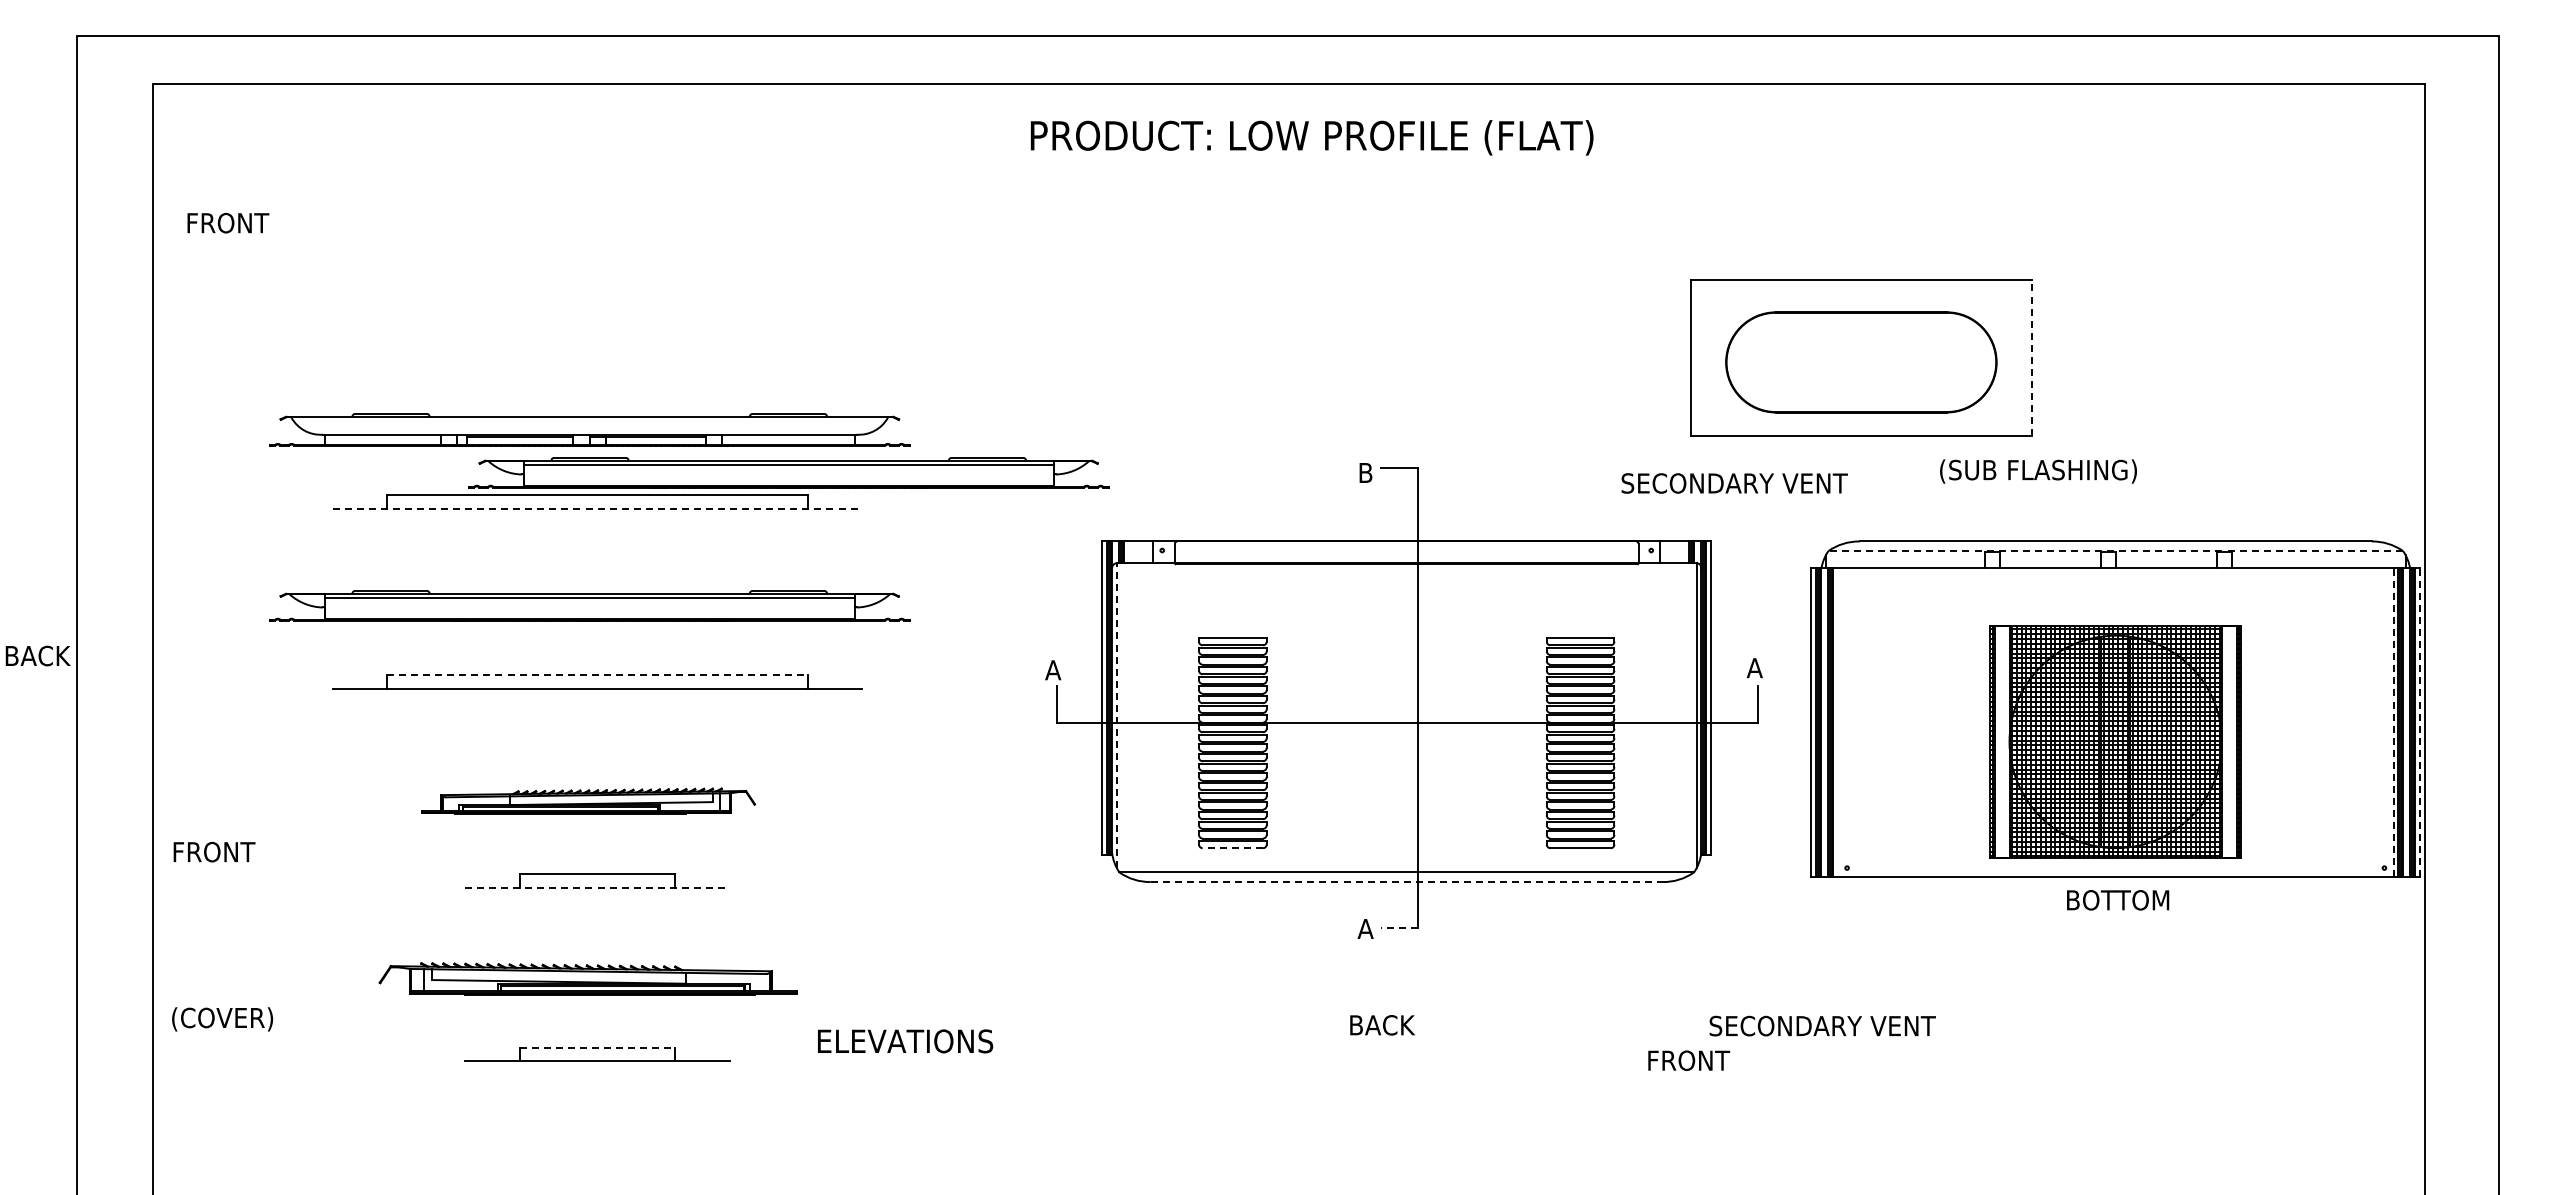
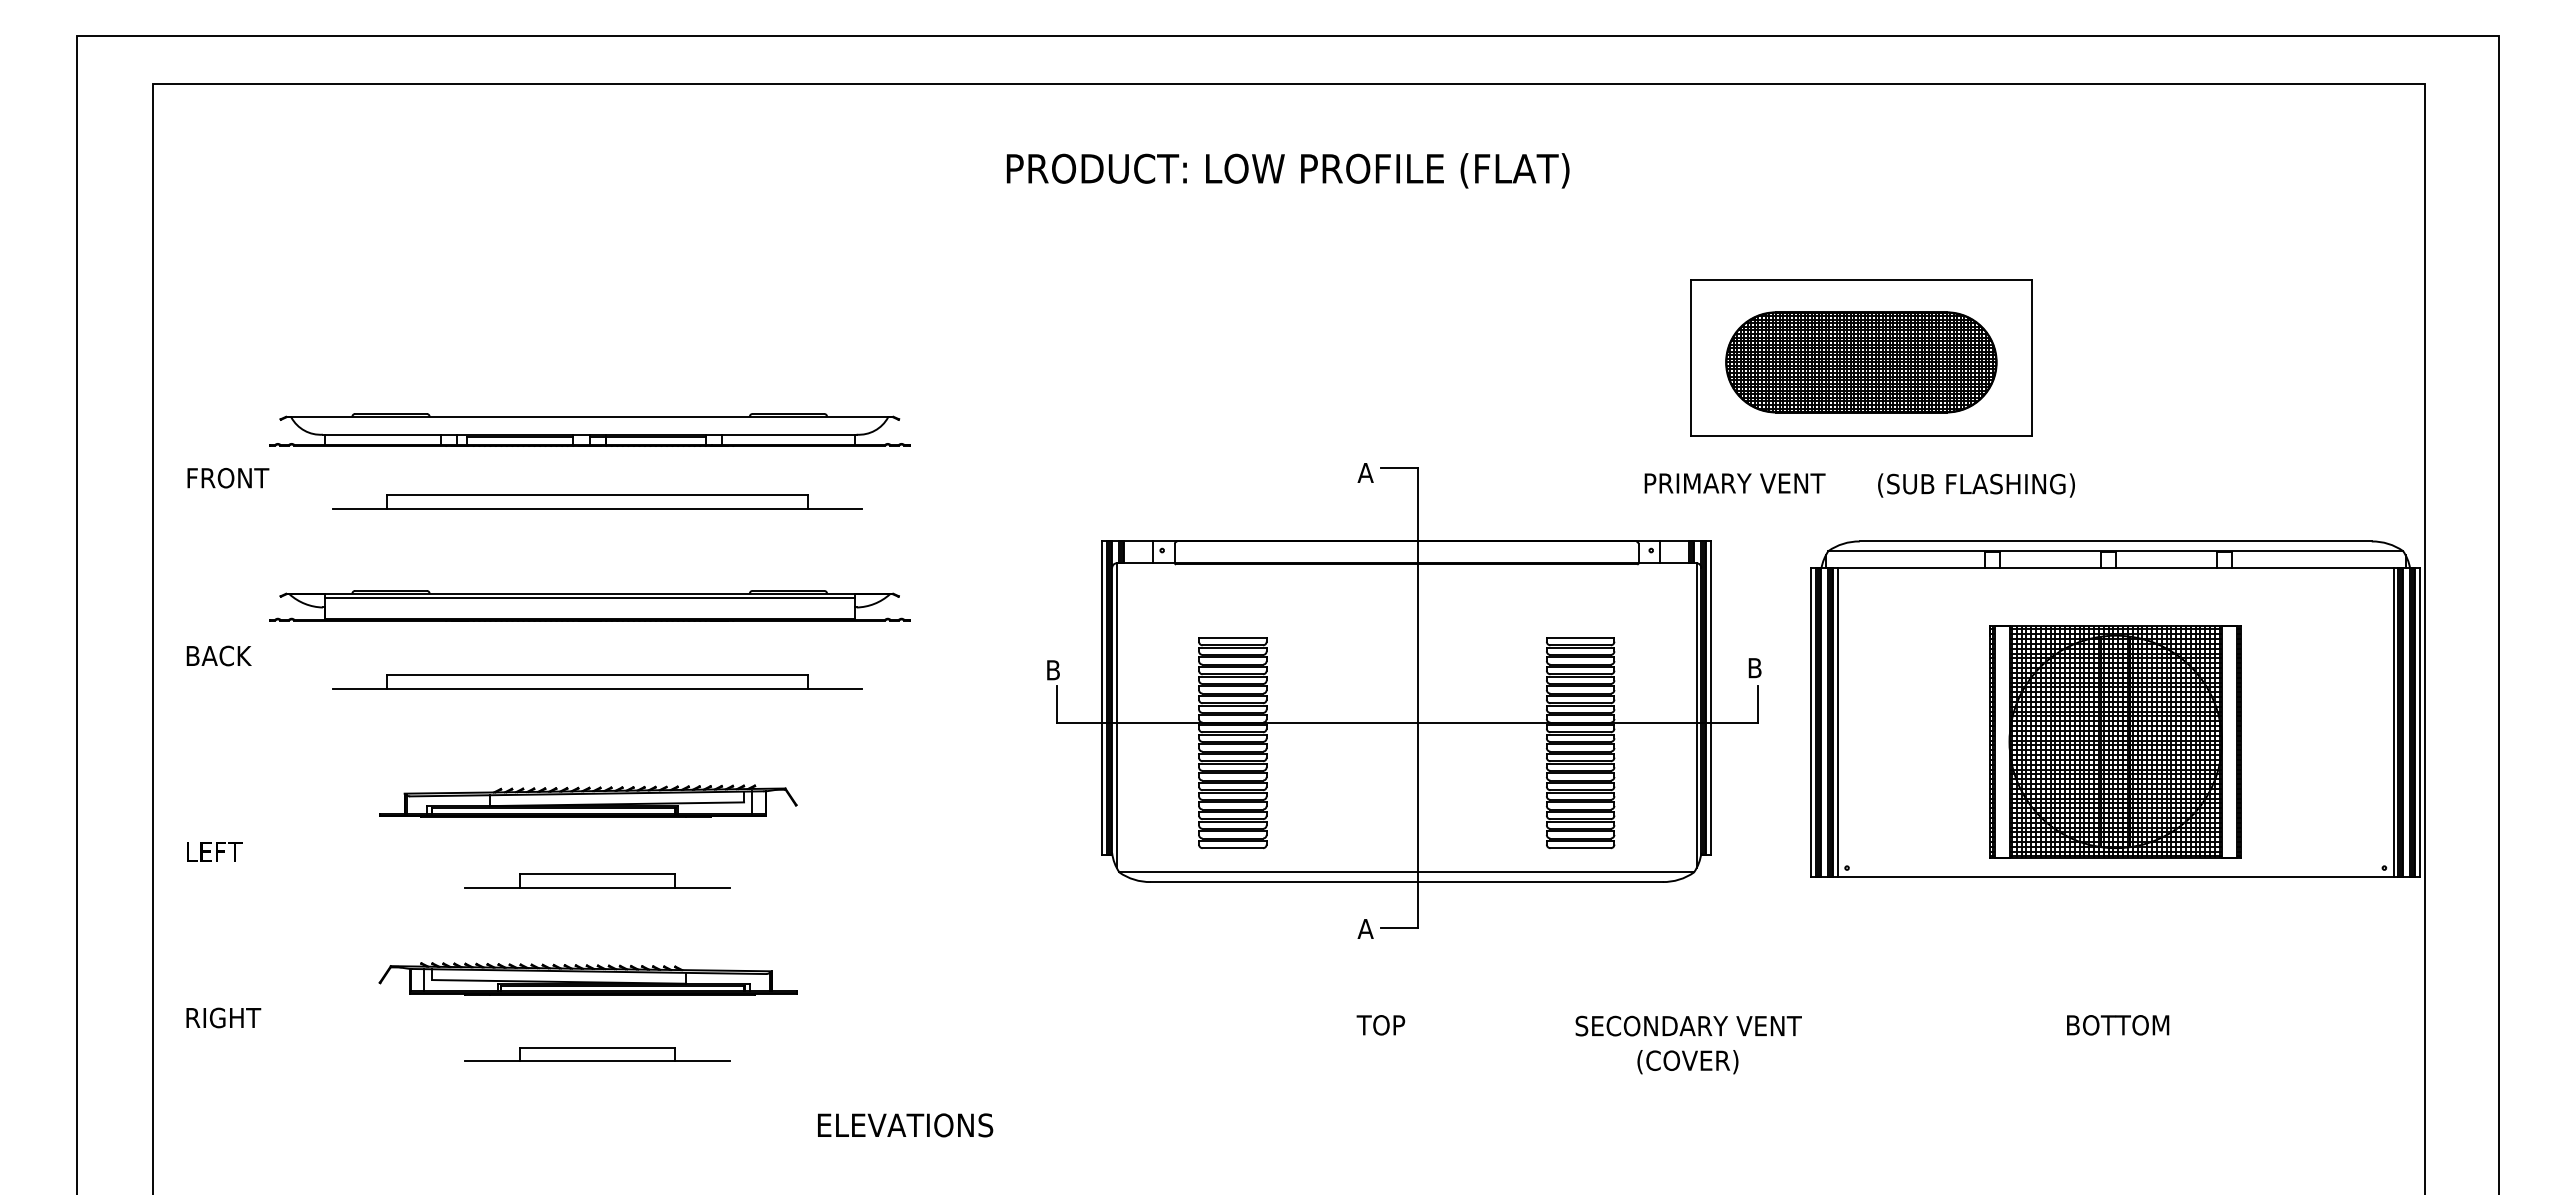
text position: (1312, 137) -> (1288, 170) (1288, 170)
text position: (228, 223) -> (228, 478) (228, 478)
line: dashed -> solid (2031, 357)
hatch: none -> present (1861, 362)
text position: (2038, 471) -> (1976, 485) (1976, 485)
part: present -> none (788, 472)
text: B -> A (1365, 472)
text: SECONDARY VENT -> PRIMARY VENT (1734, 483)
line: dashed -> solid (597, 509)
line: dashed -> solid (2115, 551)
text position: (37, 655) -> (218, 655) (218, 655)
text: A -> B (1754, 668)
text: A -> B (1053, 670)
line: dashed -> solid (597, 675)
line: dashed -> solid (1116, 715)
line: none -> present (1838, 722)
line: dashed -> solid (2393, 722)
line: dashed -> solid (2420, 722)
part size: 336x28 px -> 419x34 px (588, 800)
line: dashed -> solid (1232, 848)
text: FRONT -> LEFT (214, 851)
line: dashed -> solid (1406, 881)
line: dashed -> solid (597, 887)
text position: (2118, 900) -> (2118, 1025) (2118, 1025)
line: dashed -> solid (1399, 927)
text: (COVER) -> RIGHT (222, 1019)
text: BACK -> TOP (1382, 1025)
text position: (1822, 1025) -> (1688, 1025) (1688, 1025)
text position: (905, 1041) -> (905, 1125) (905, 1125)
line: dashed -> solid (597, 1047)
text: FRONT -> (COVER) (1687, 1062)
